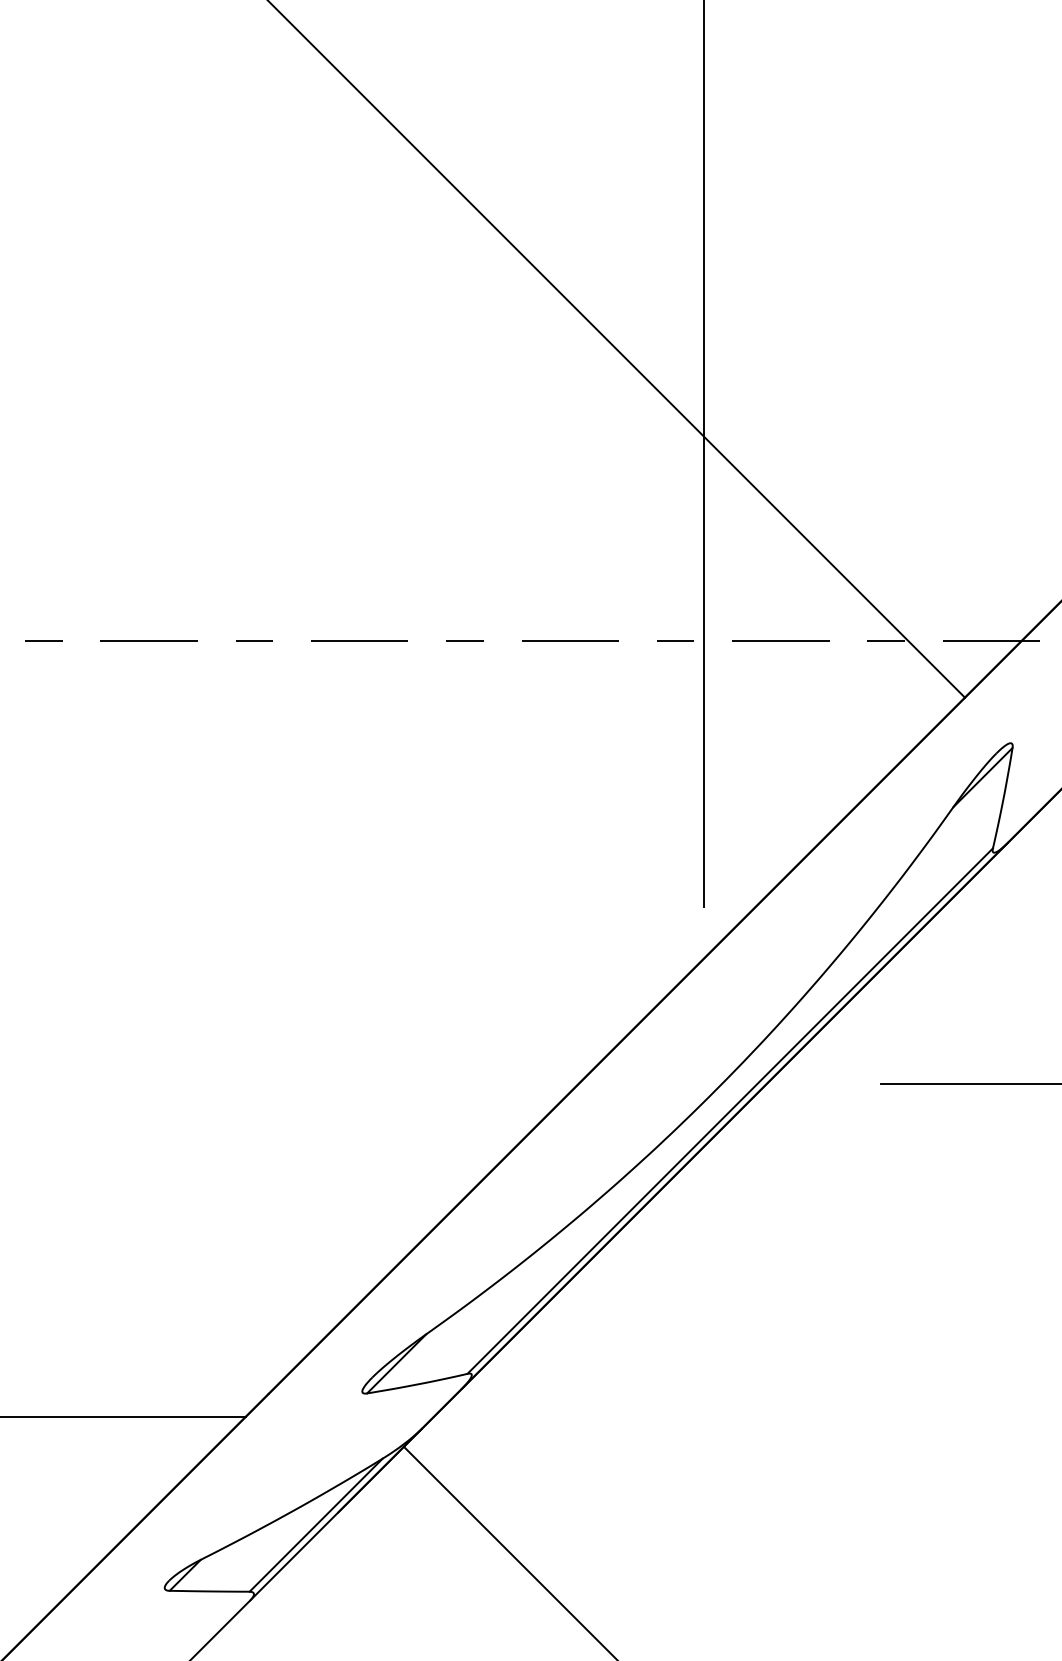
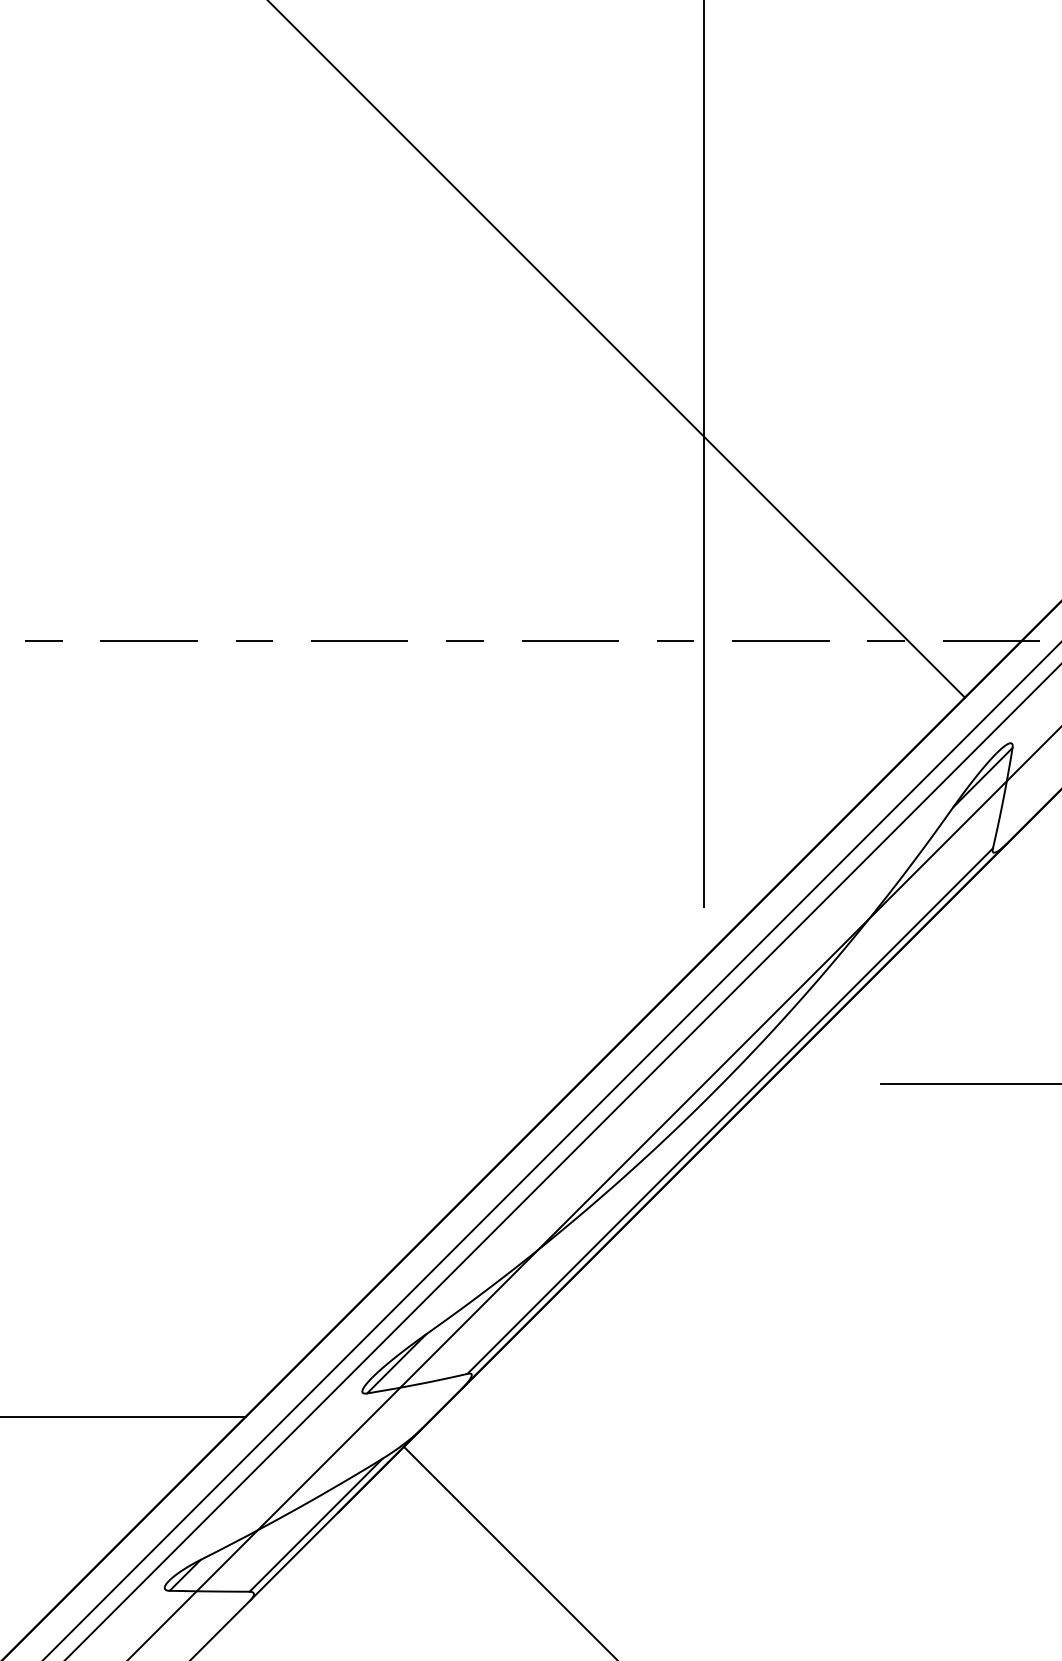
line: none -> present (551, 1151)
line: none -> present (562, 1161)
line: none -> present (594, 1193)
